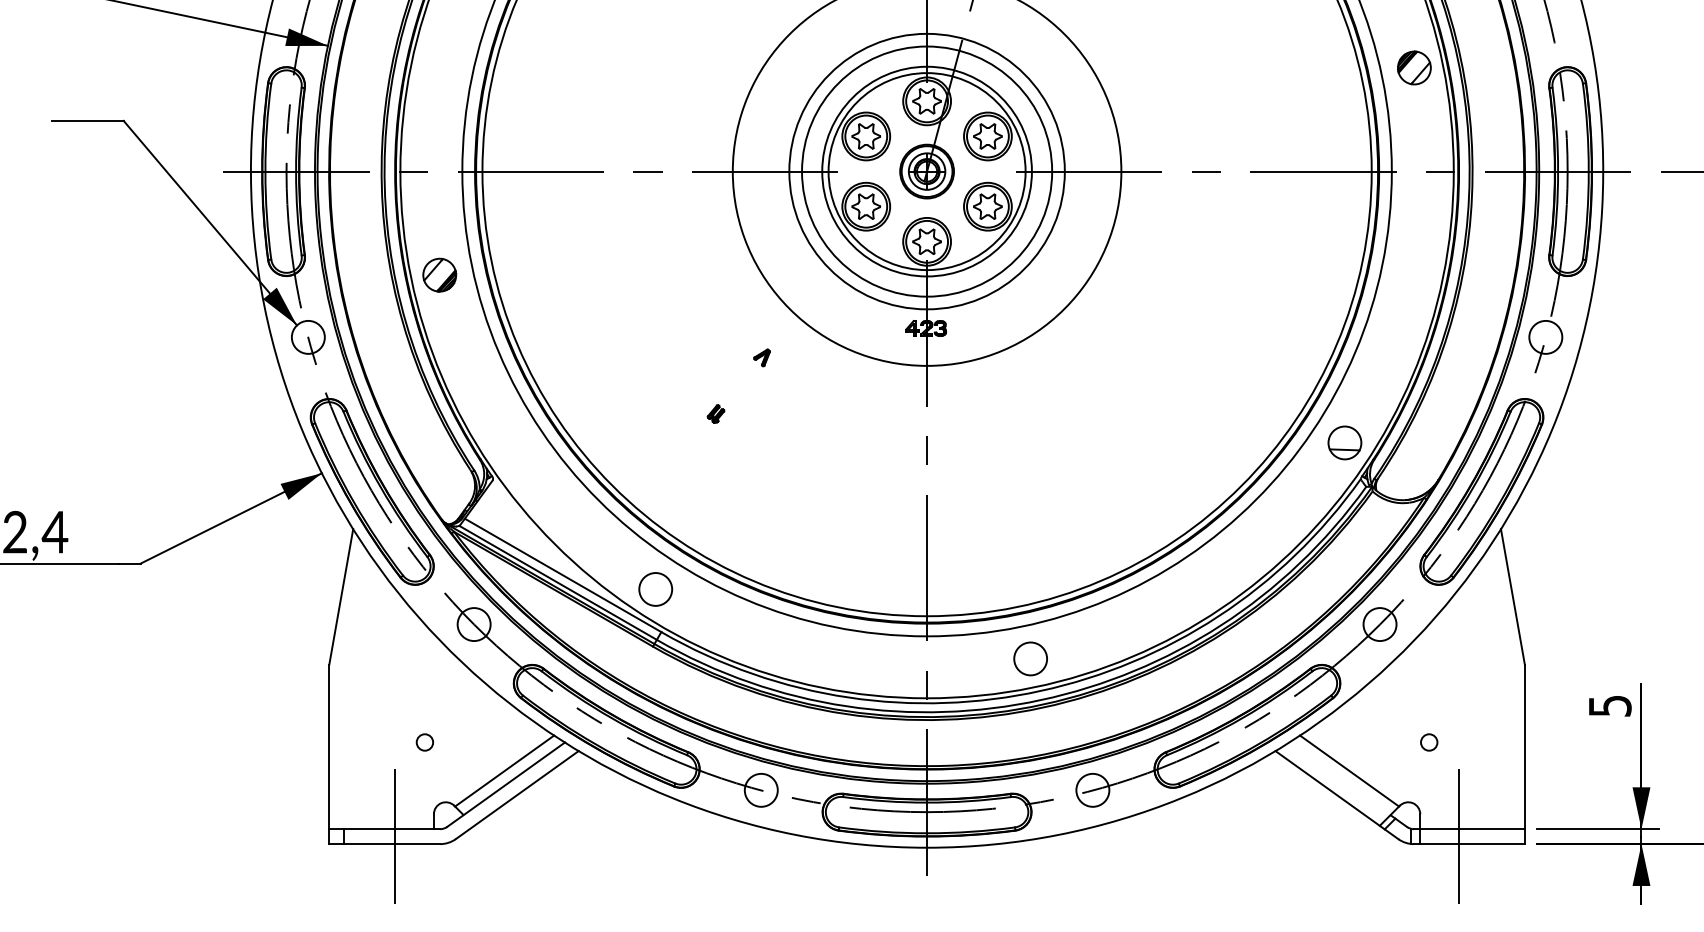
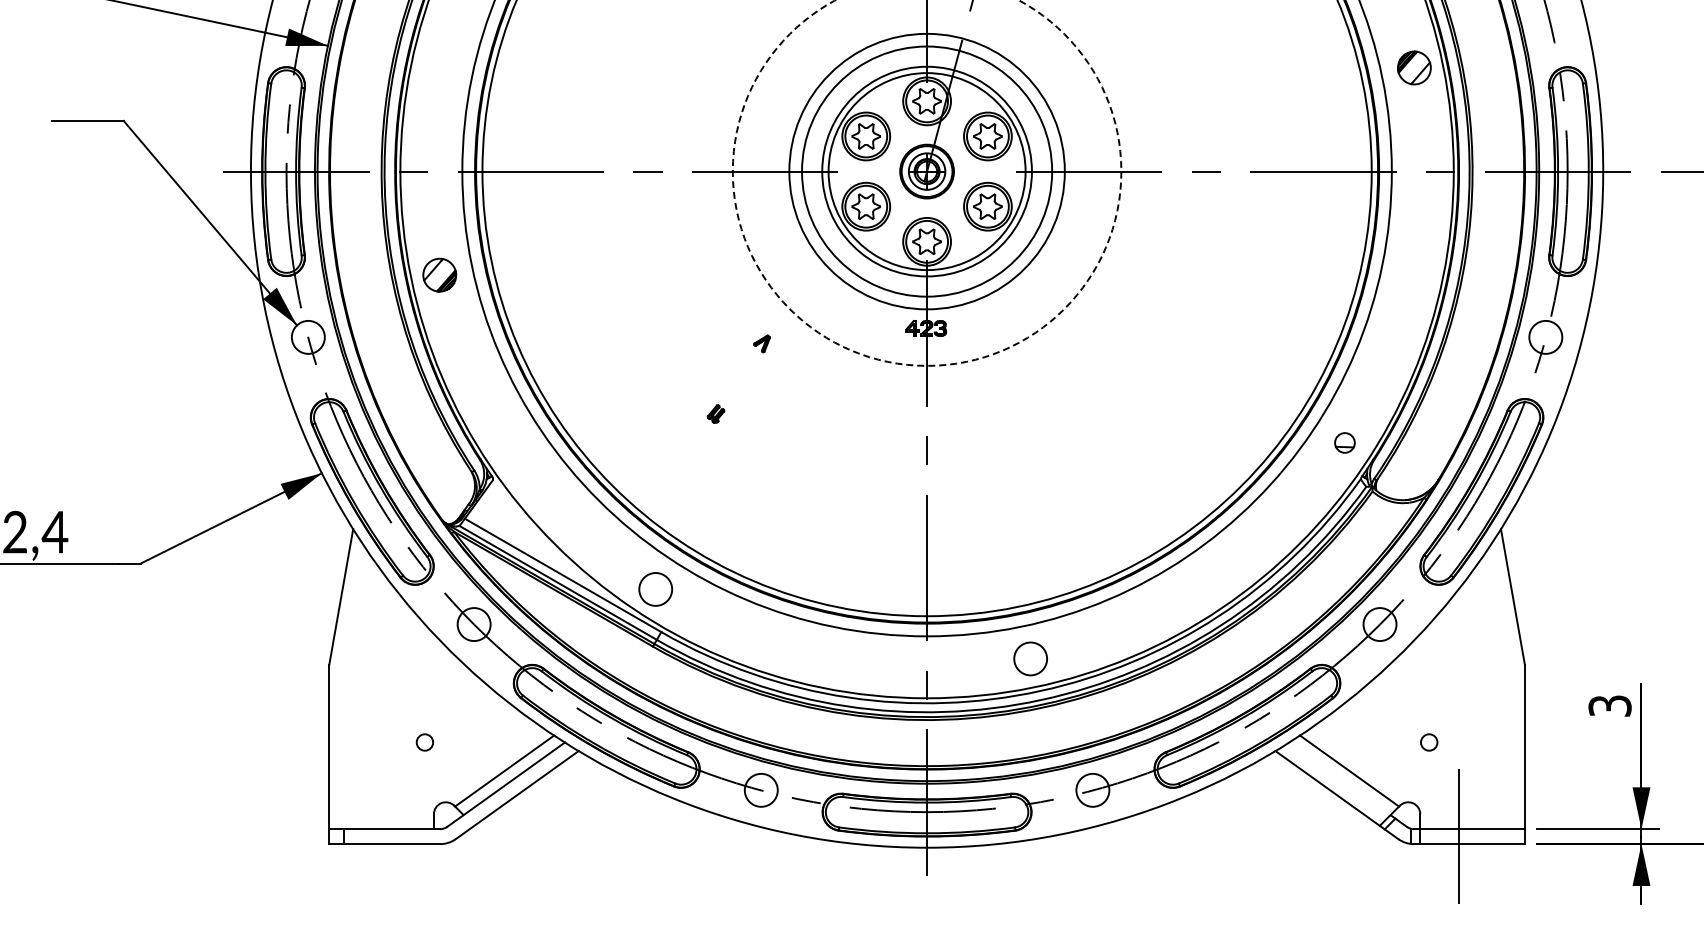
circle: solid -> dashed (926, 182)
part position: (761, 357) -> (761, 343) (761, 343)
part size: 36x36 px -> 22x22 px (1344, 442)
text: 5 -> 3 (1609, 705)
line: present -> none (395, 836)
